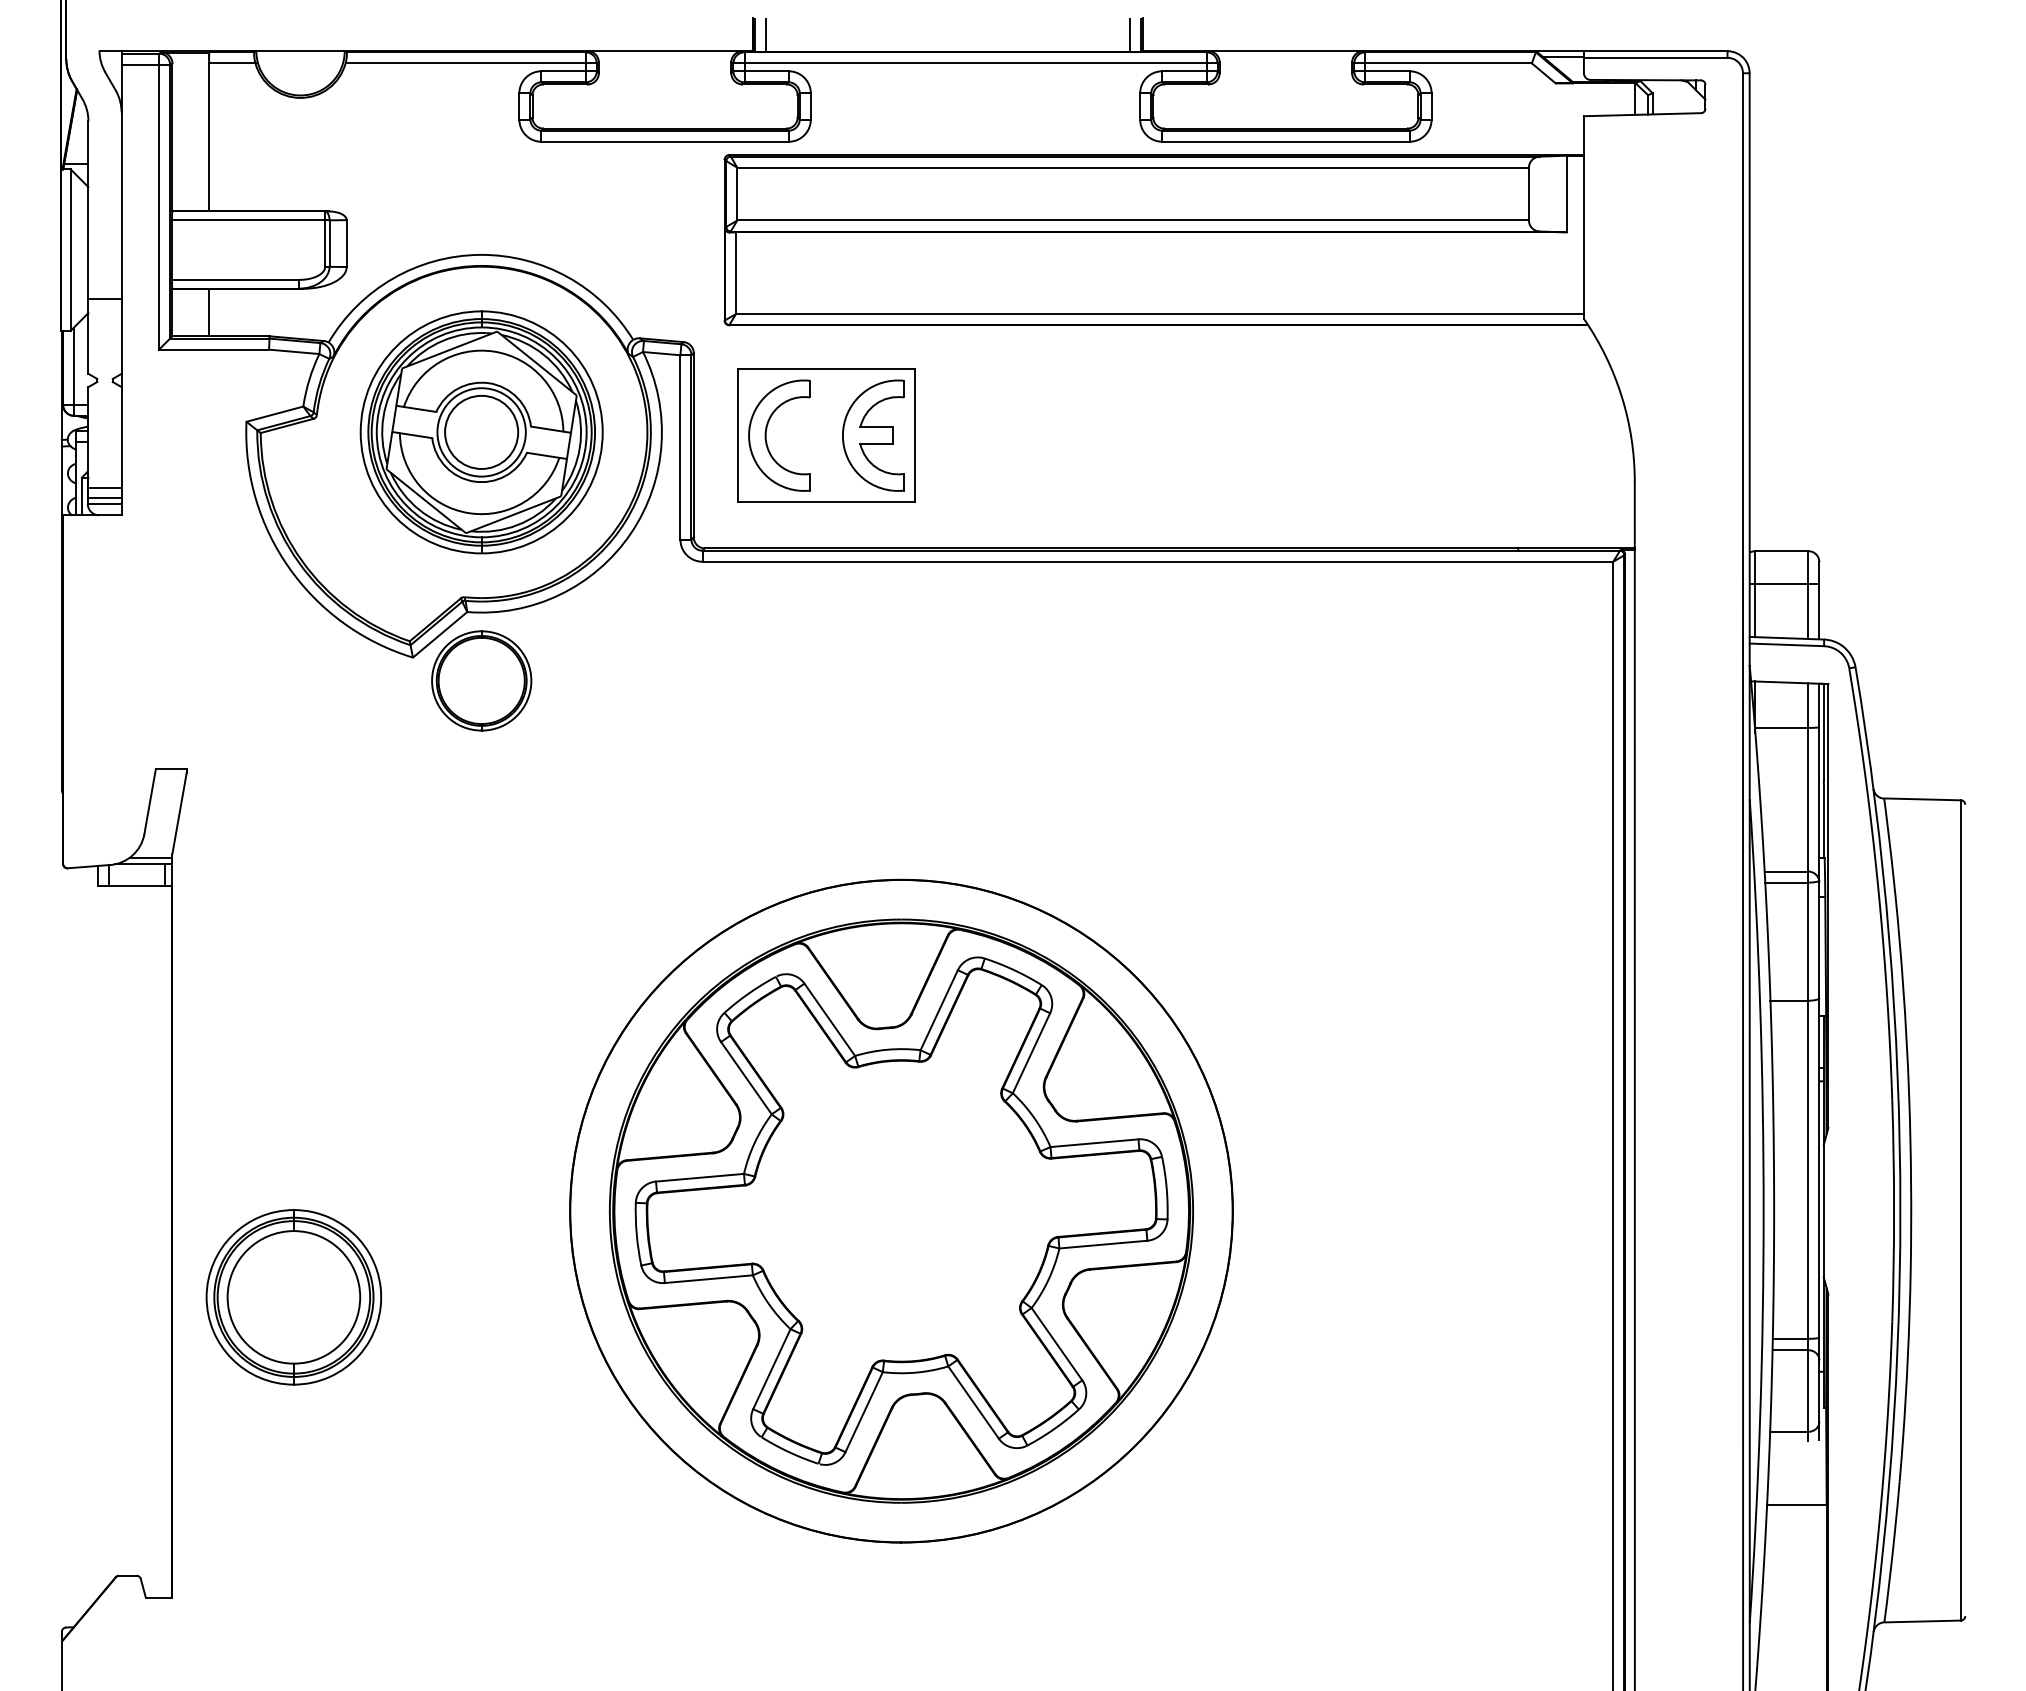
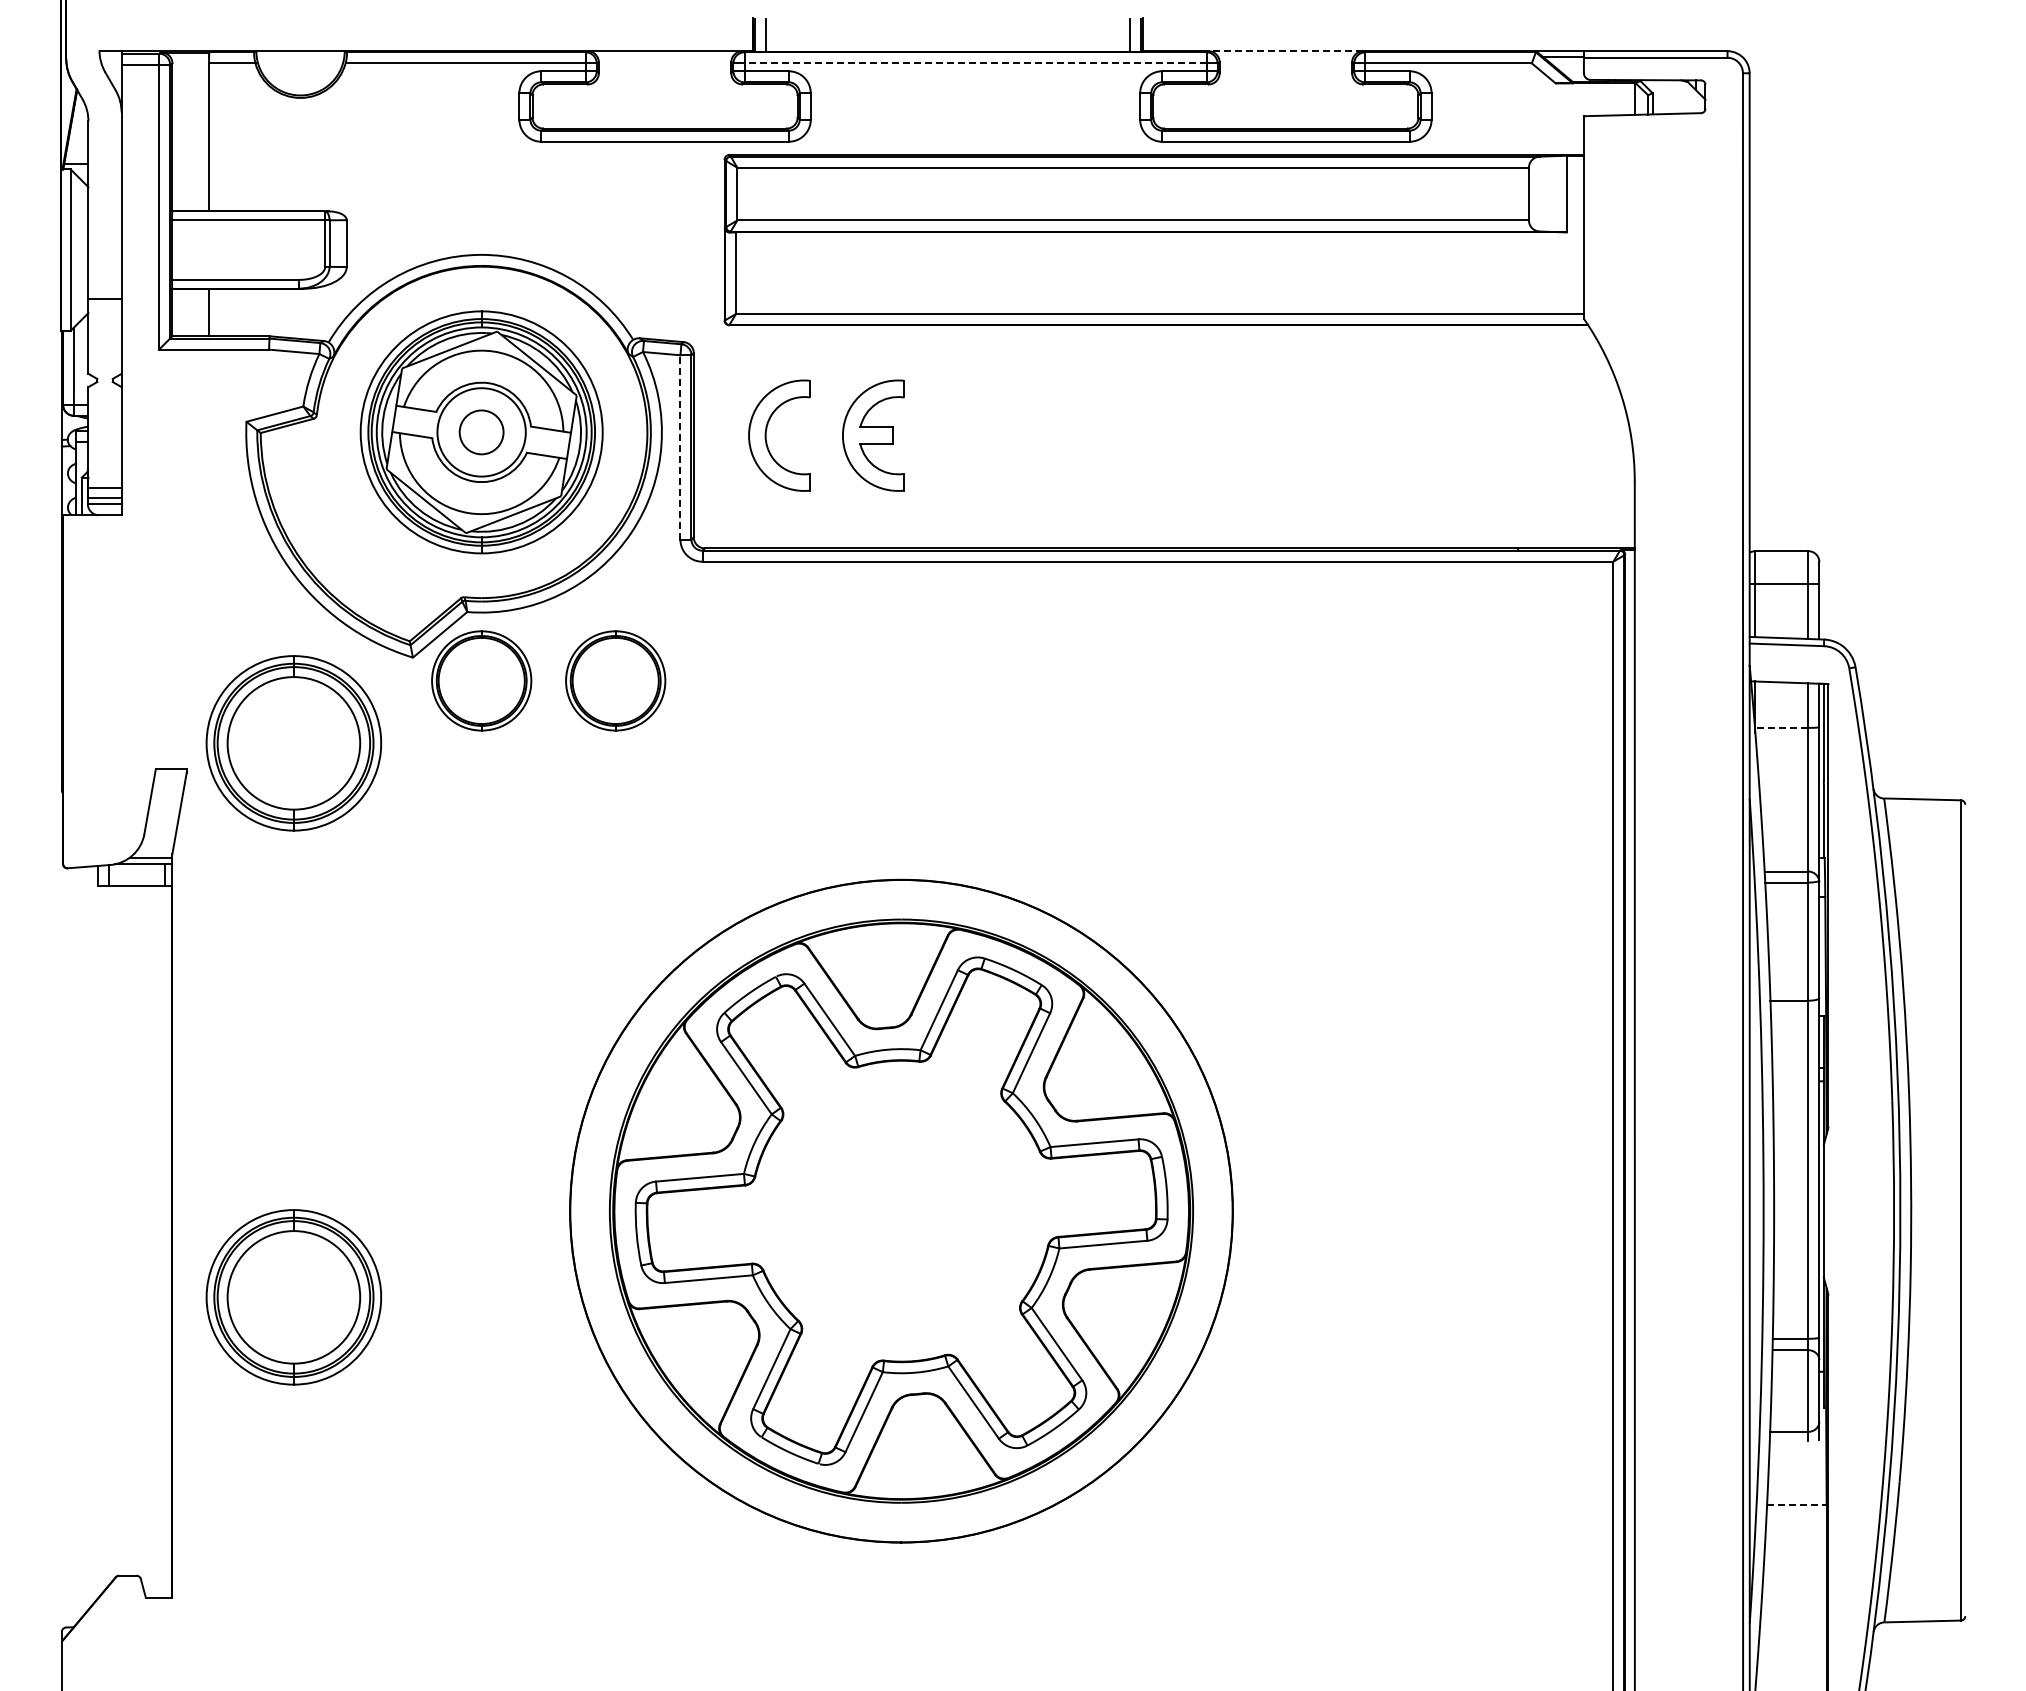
line: solid -> dashed (1285, 51)
line: solid -> dashed (975, 63)
circle diameter: 73 px -> 44 px (481, 432)
part: present -> none (826, 435)
line: solid -> dashed (680, 446)
part: none -> present (615, 680)
line: solid -> dashed (1781, 727)
part: none -> present (293, 743)
line: solid -> dashed (1796, 1504)
